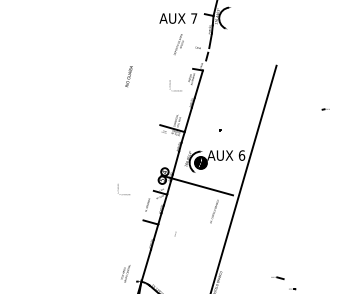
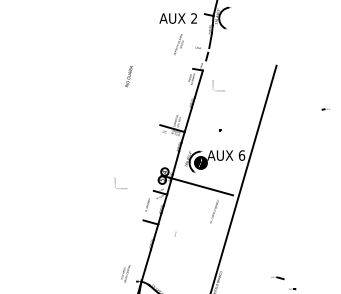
text: 7 -> 2 (194, 18)
text position: (175, 85) -> (218, 85) (218, 85)
text position: (123, 189) -> (120, 183) (120, 183)
